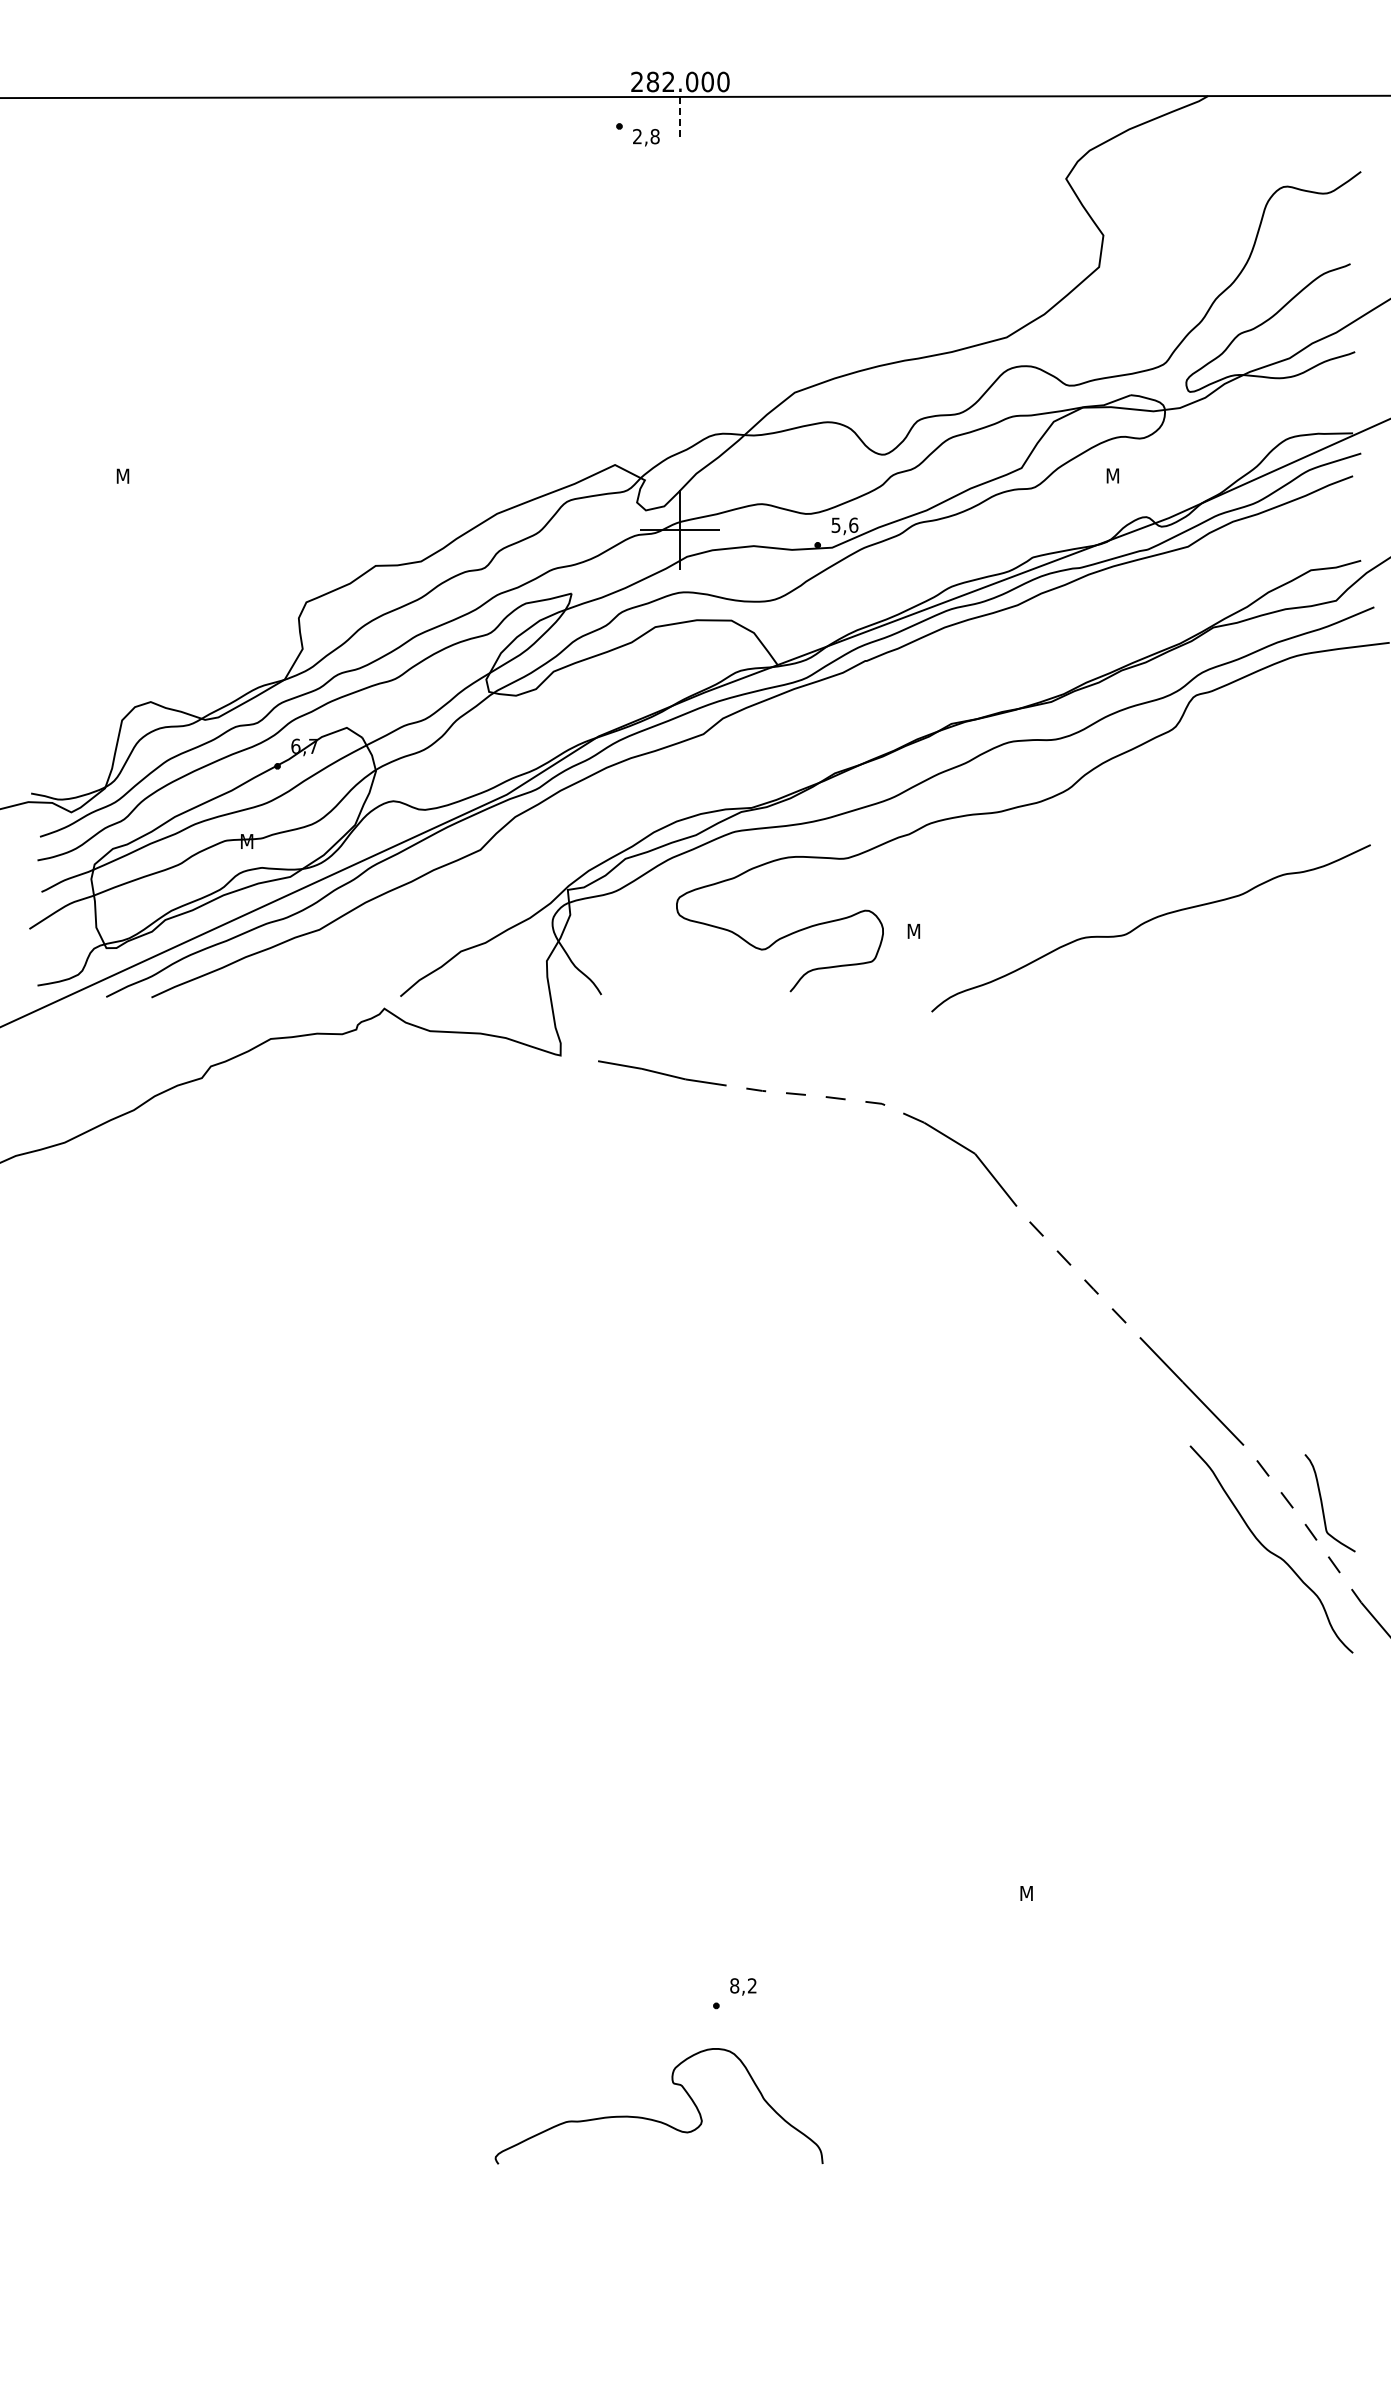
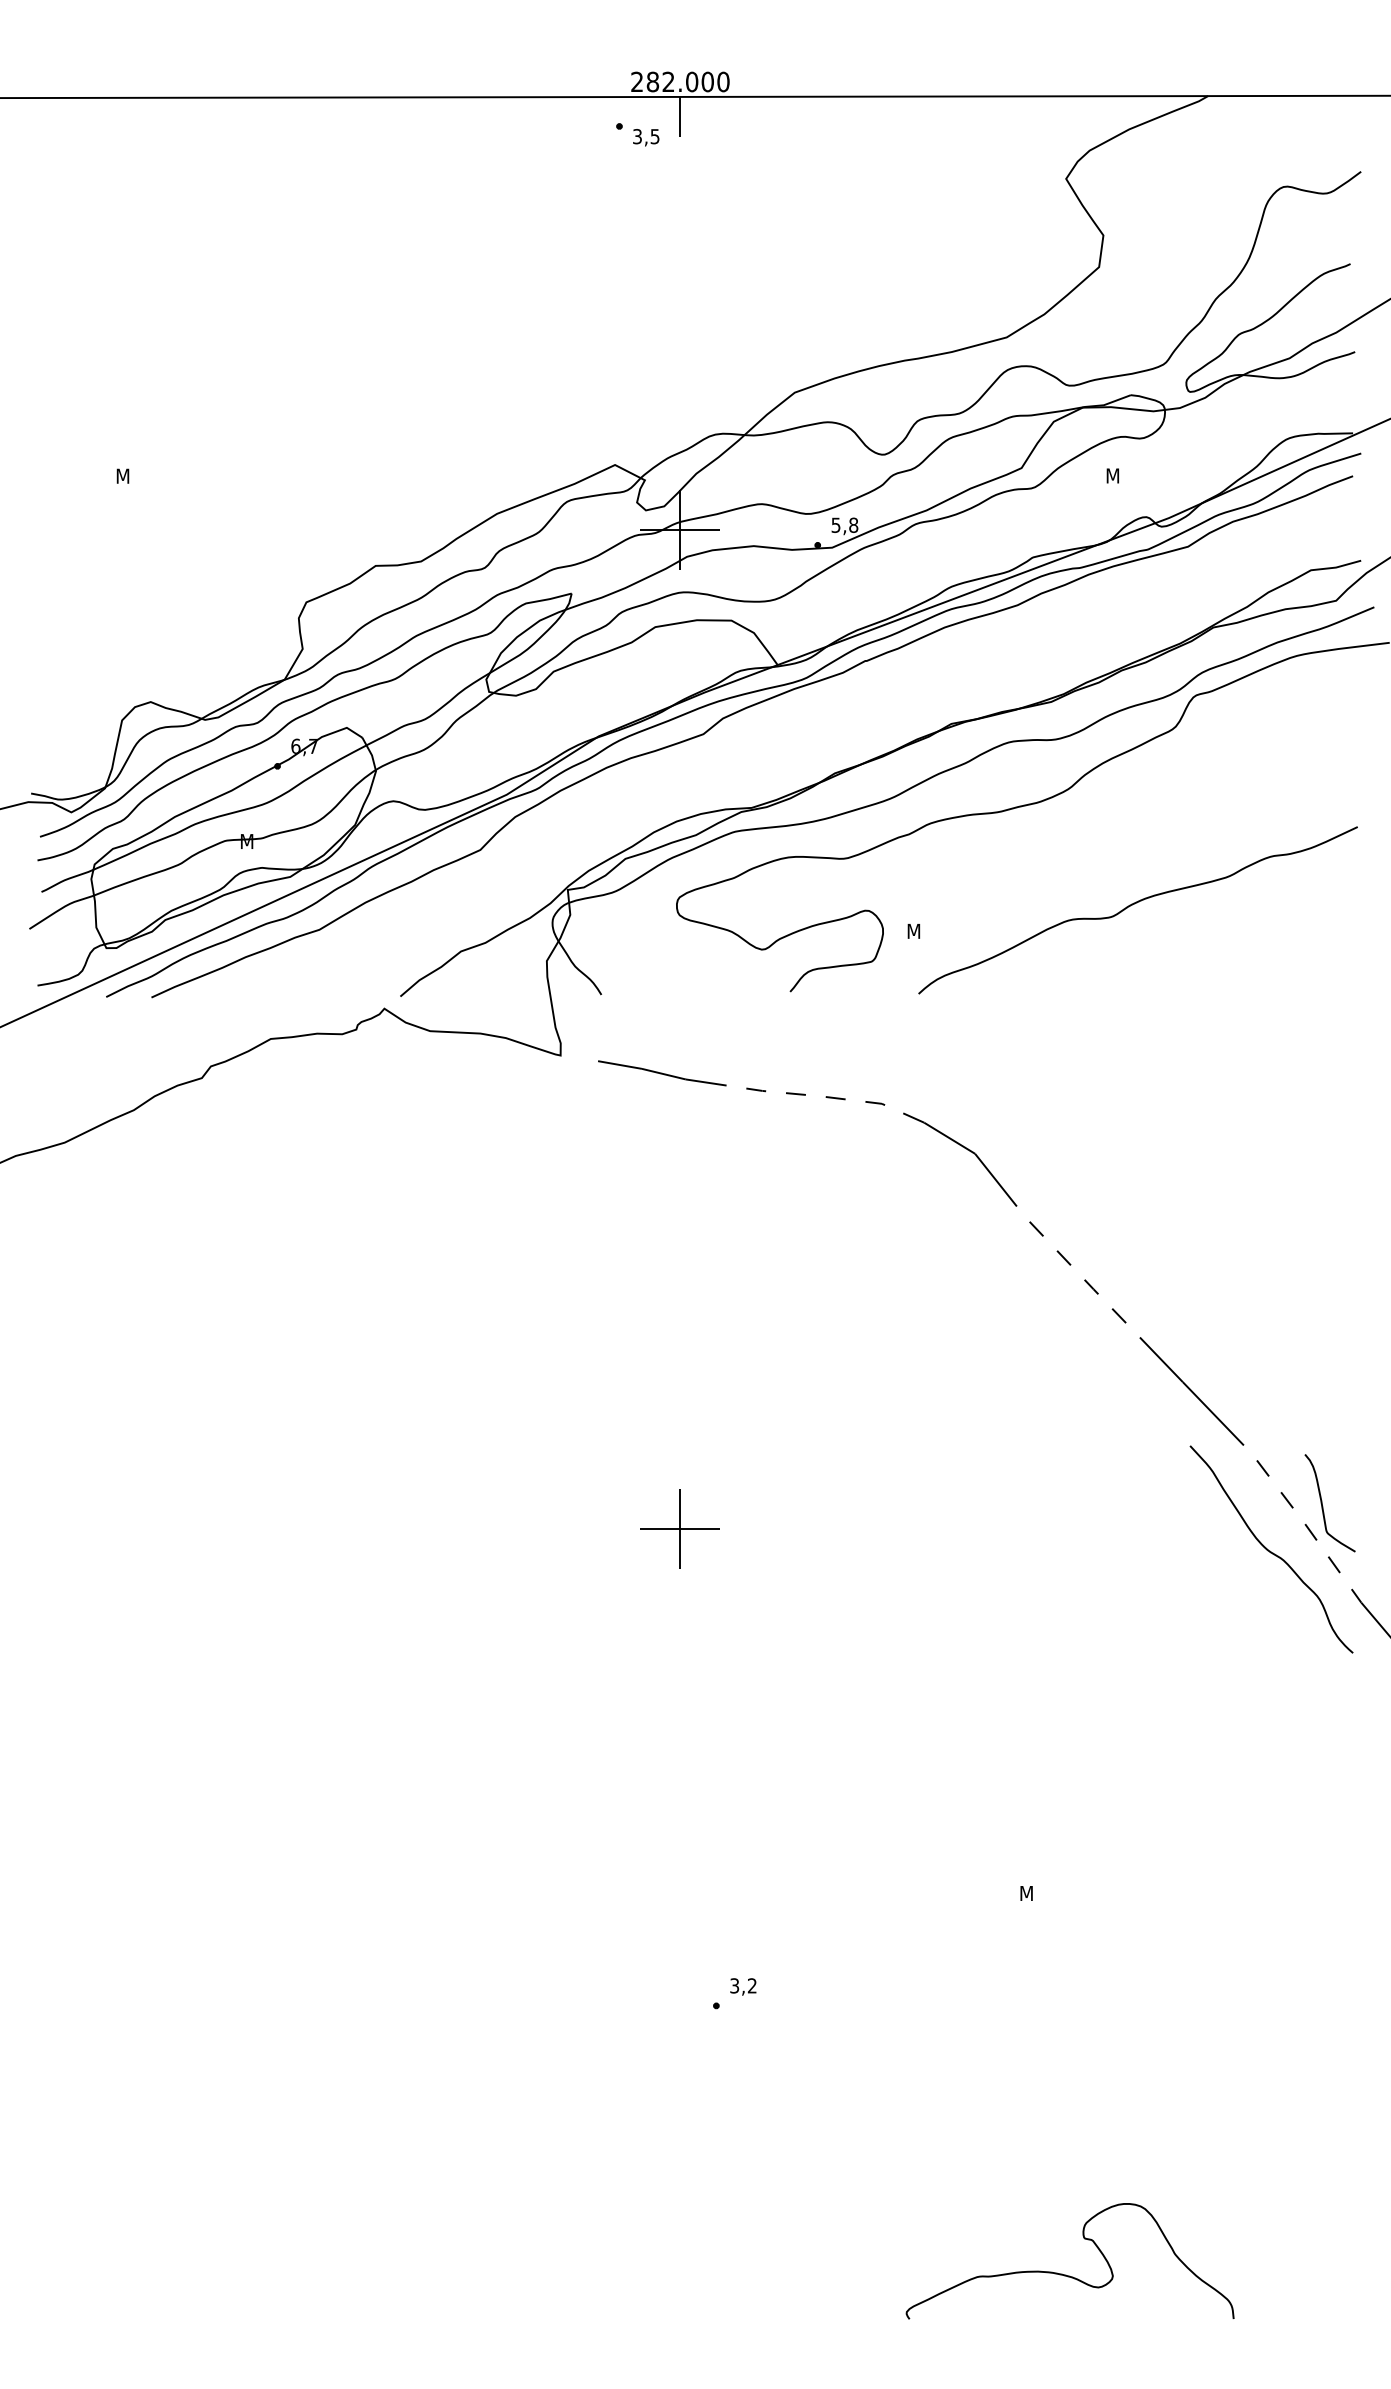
line: dashed -> solid (680, 116)
text: 2,8 -> 3,5 (646, 136)
text: 5,6 -> 5,8 (853, 524)
curve position: (1147, 922) -> (1134, 904) (1134, 904)
part: none -> present (679, 1528)
text: 8,2 -> 3,2 (734, 1985)
curve position: (655, 2119) -> (1066, 2274) (1066, 2274)
